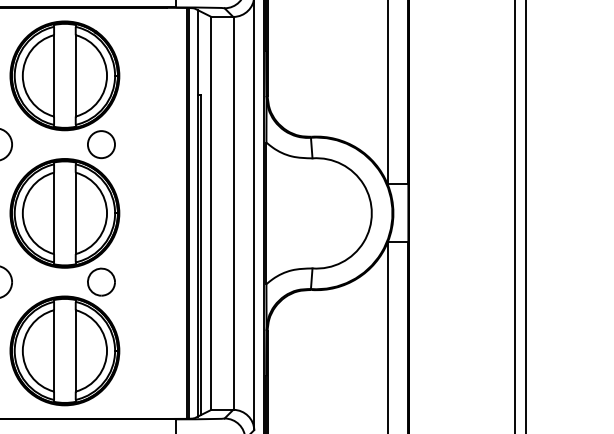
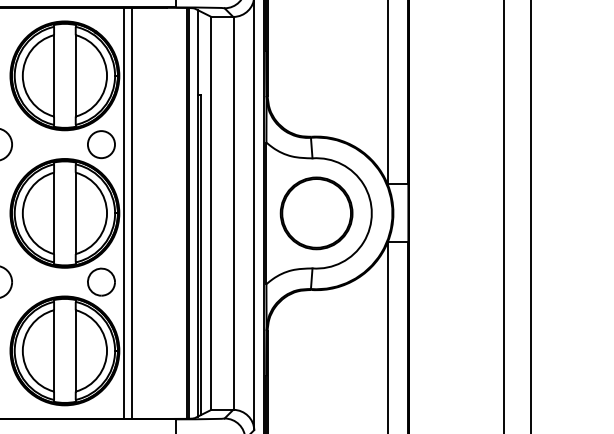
line: none -> present (124, 212)
line: none -> present (131, 212)
part: none -> present (316, 213)
line position: (515, 216) -> (504, 216) (504, 216)
line position: (526, 216) -> (531, 216) (531, 216)
